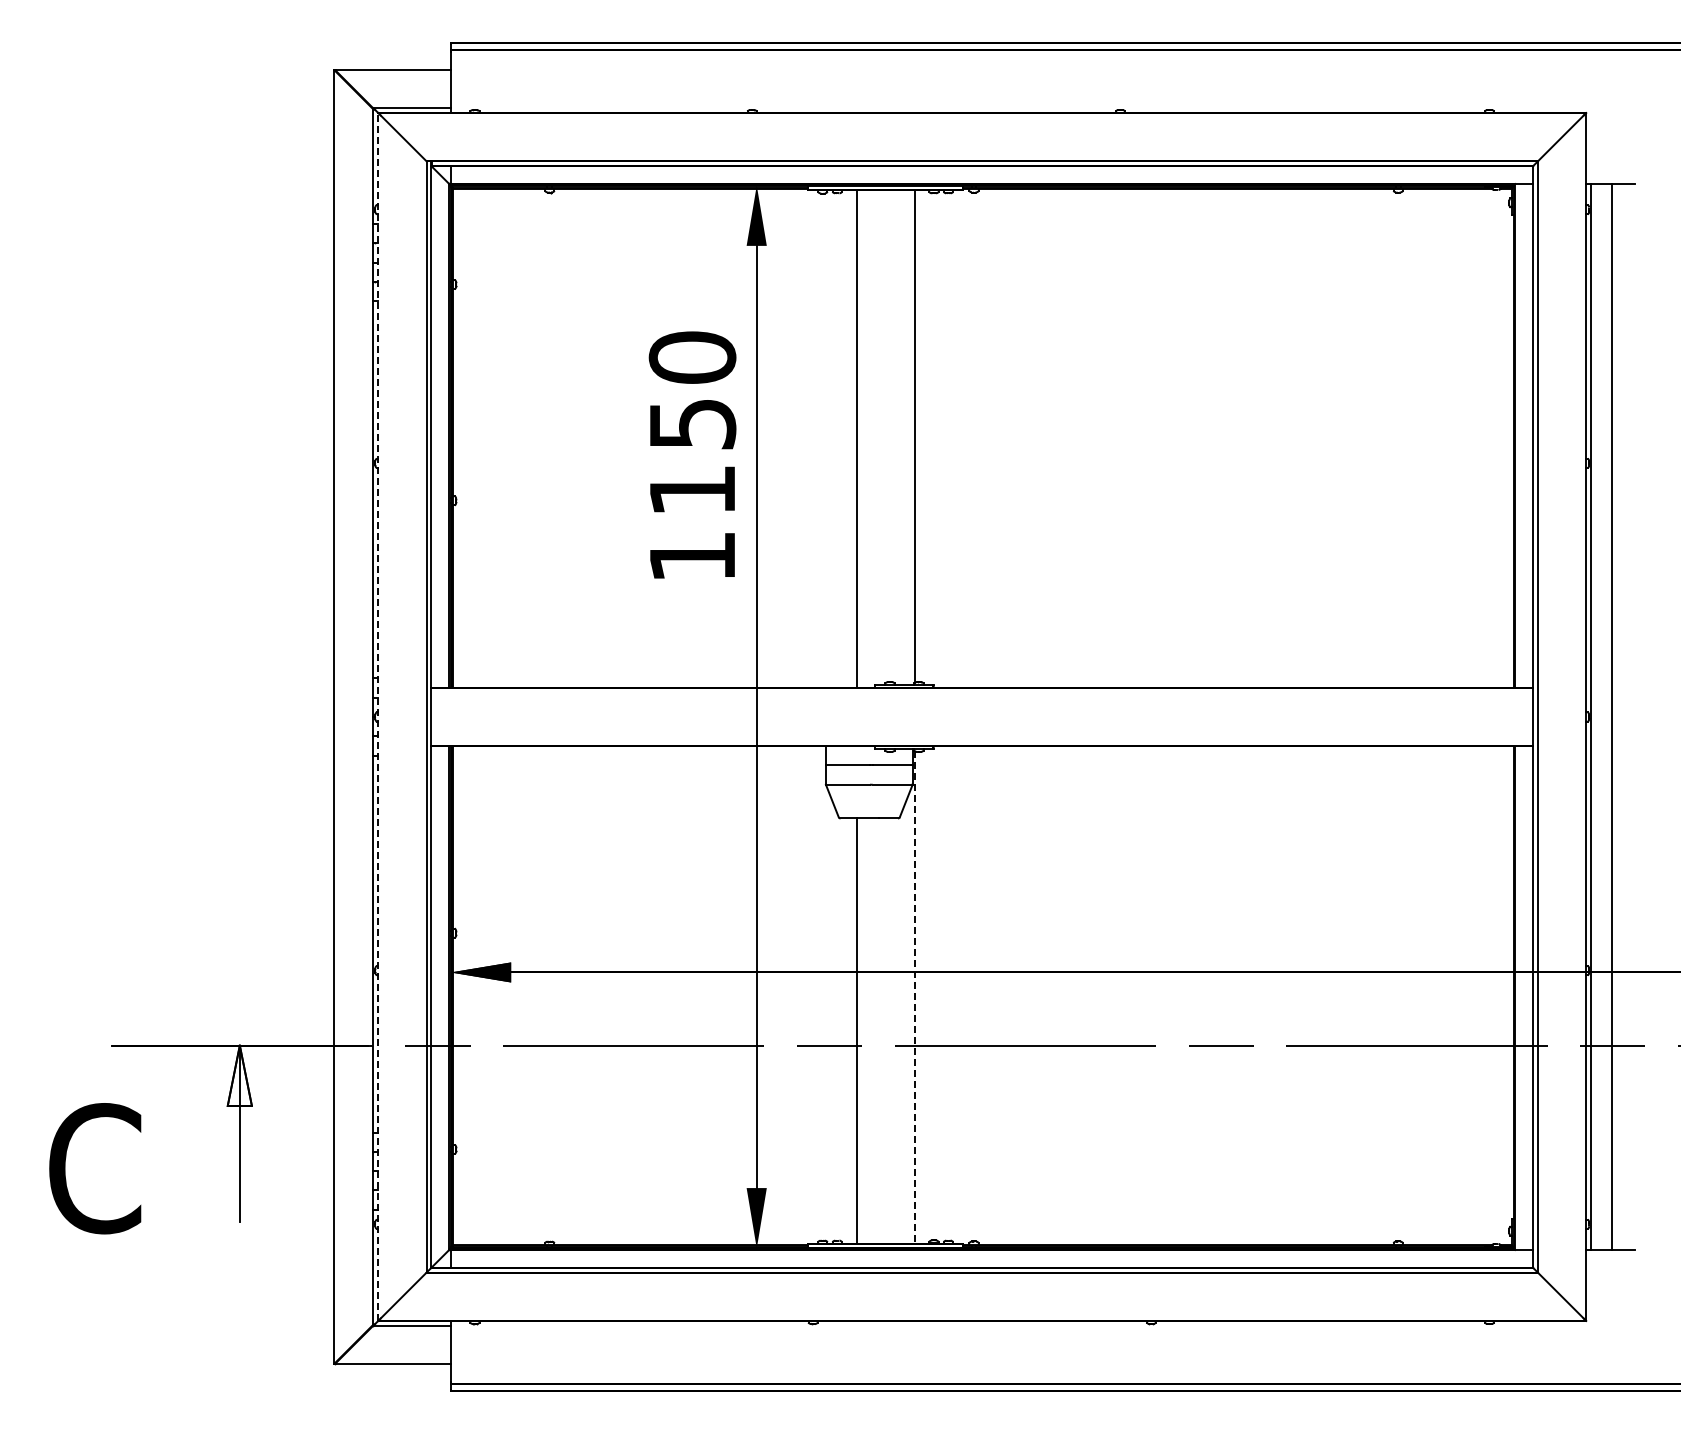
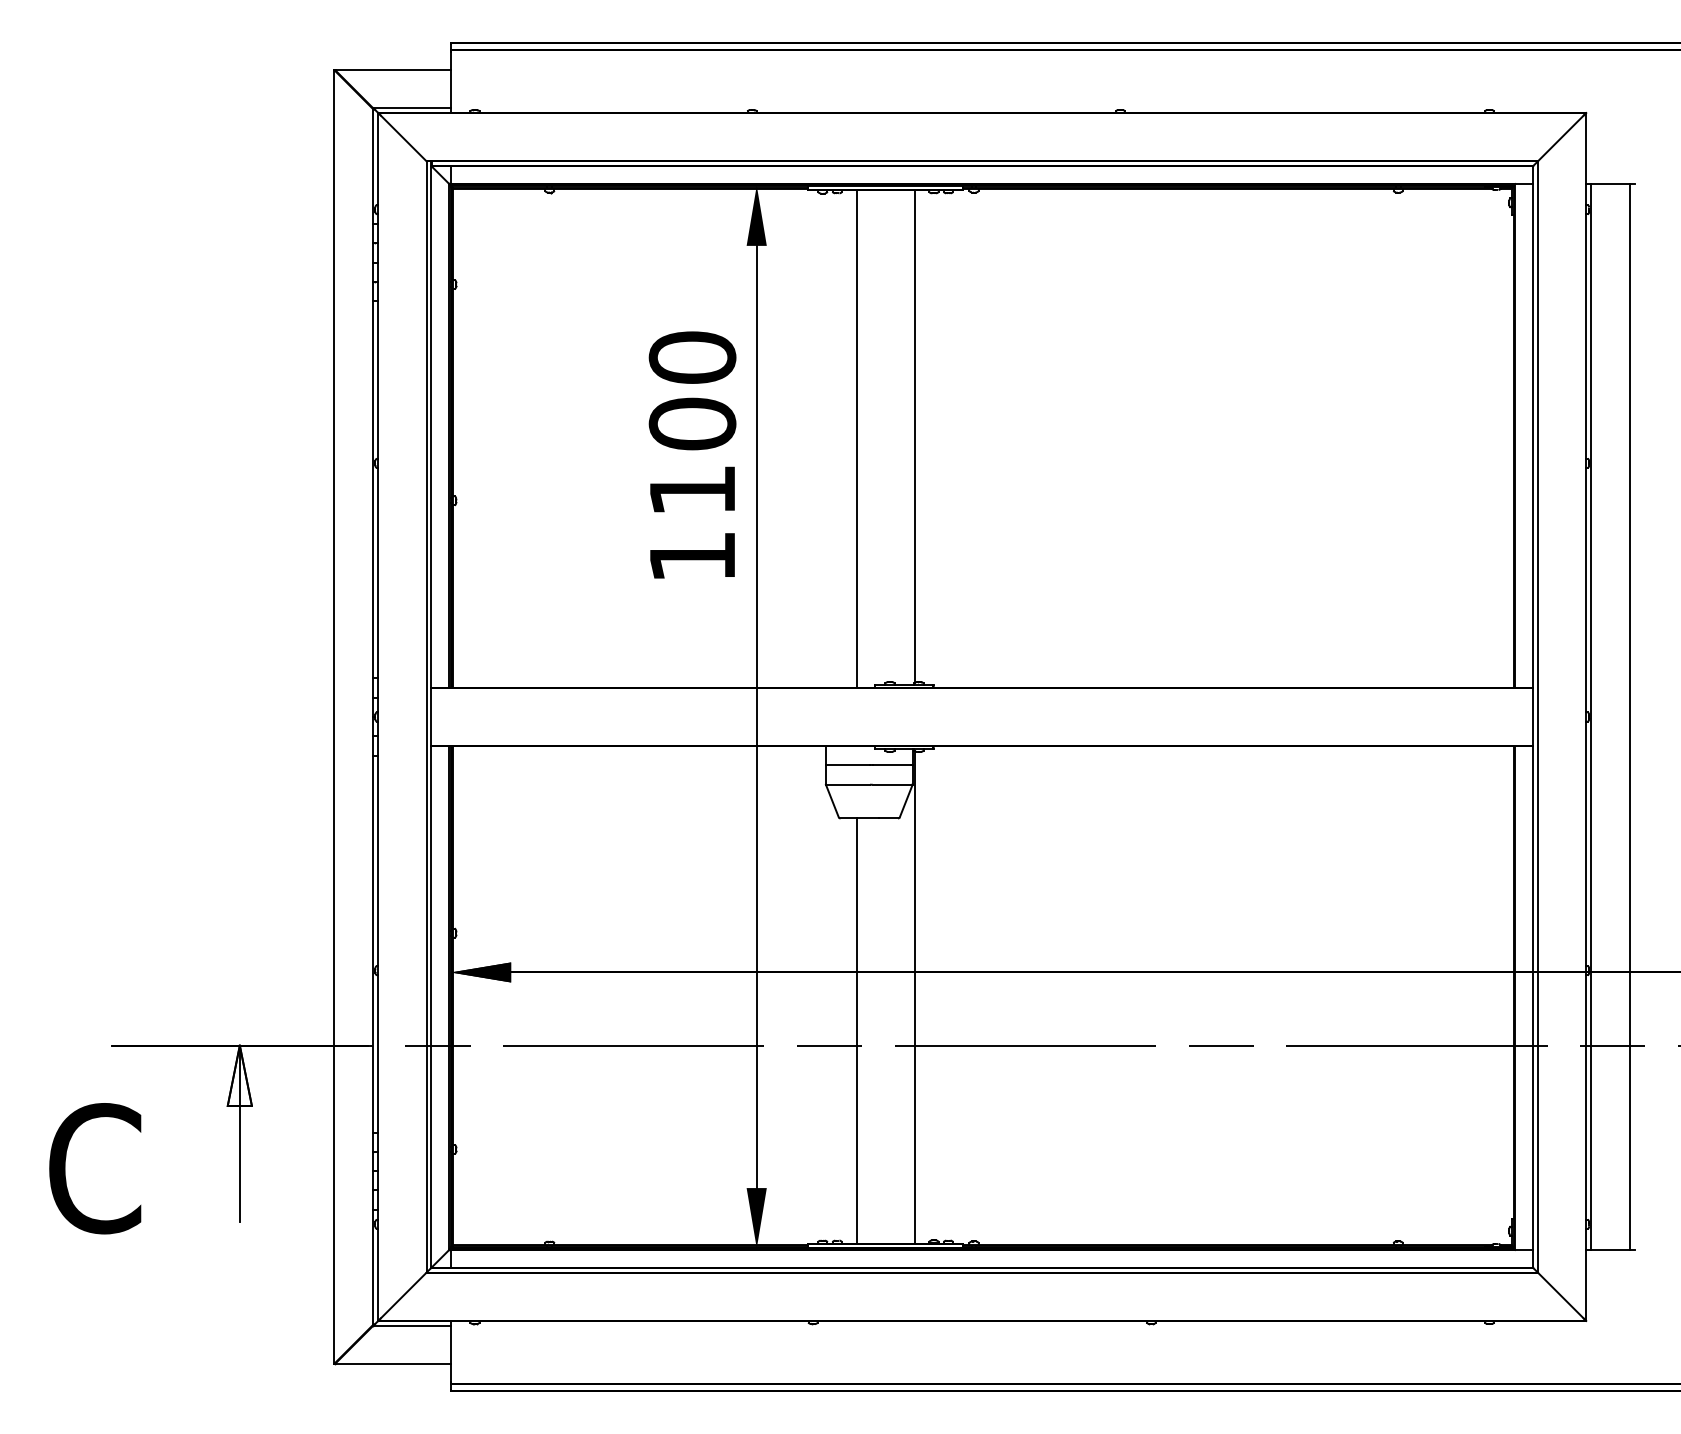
text: 1150 -> 1100 (692, 423)
line: dashed -> solid (378, 716)
line position: (1611, 716) -> (1629, 716) (1629, 716)
line: dashed -> solid (914, 997)
